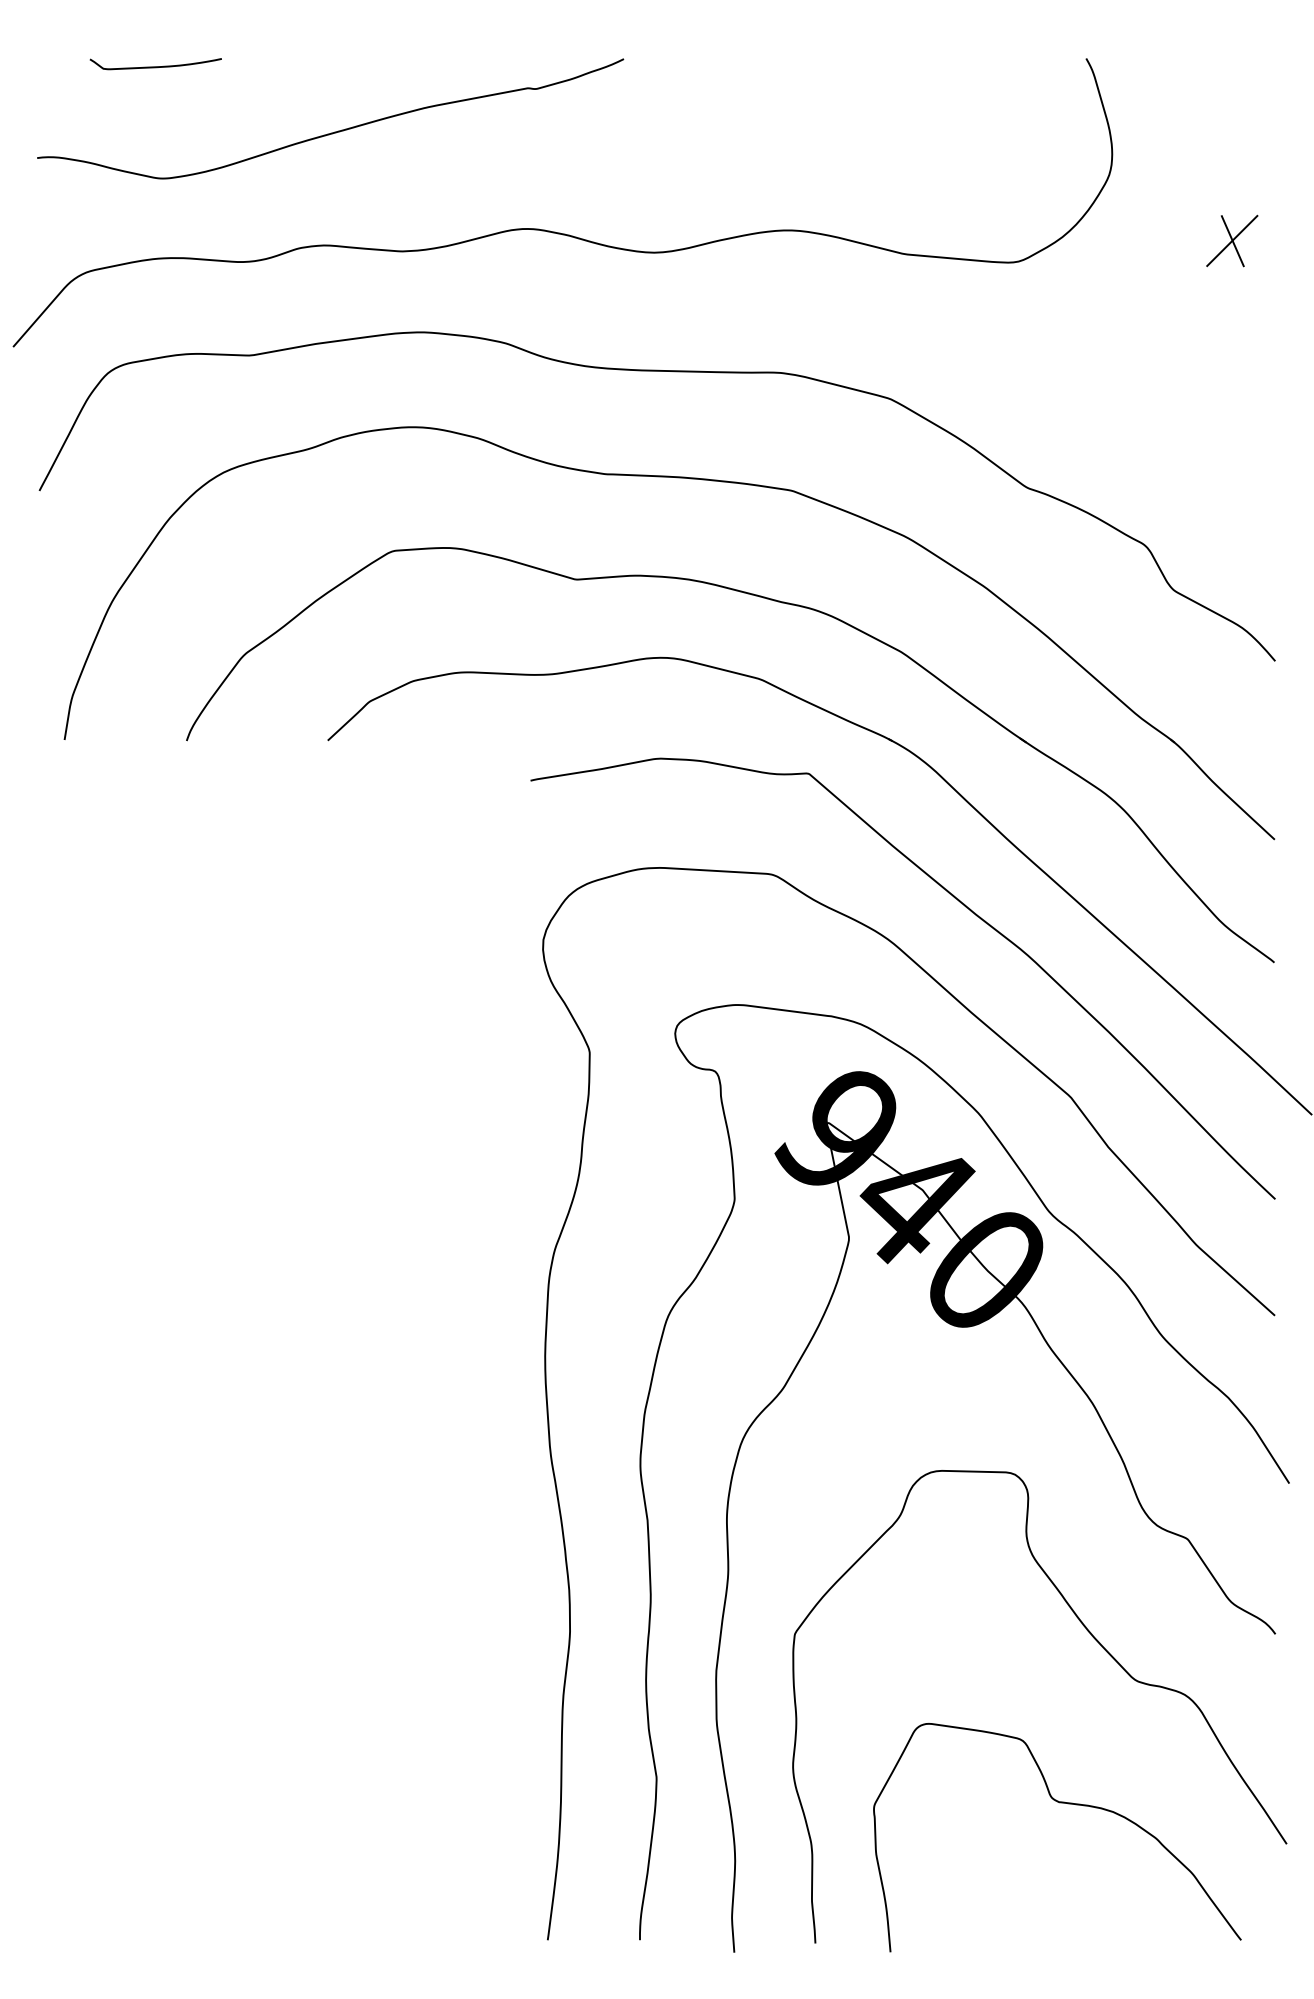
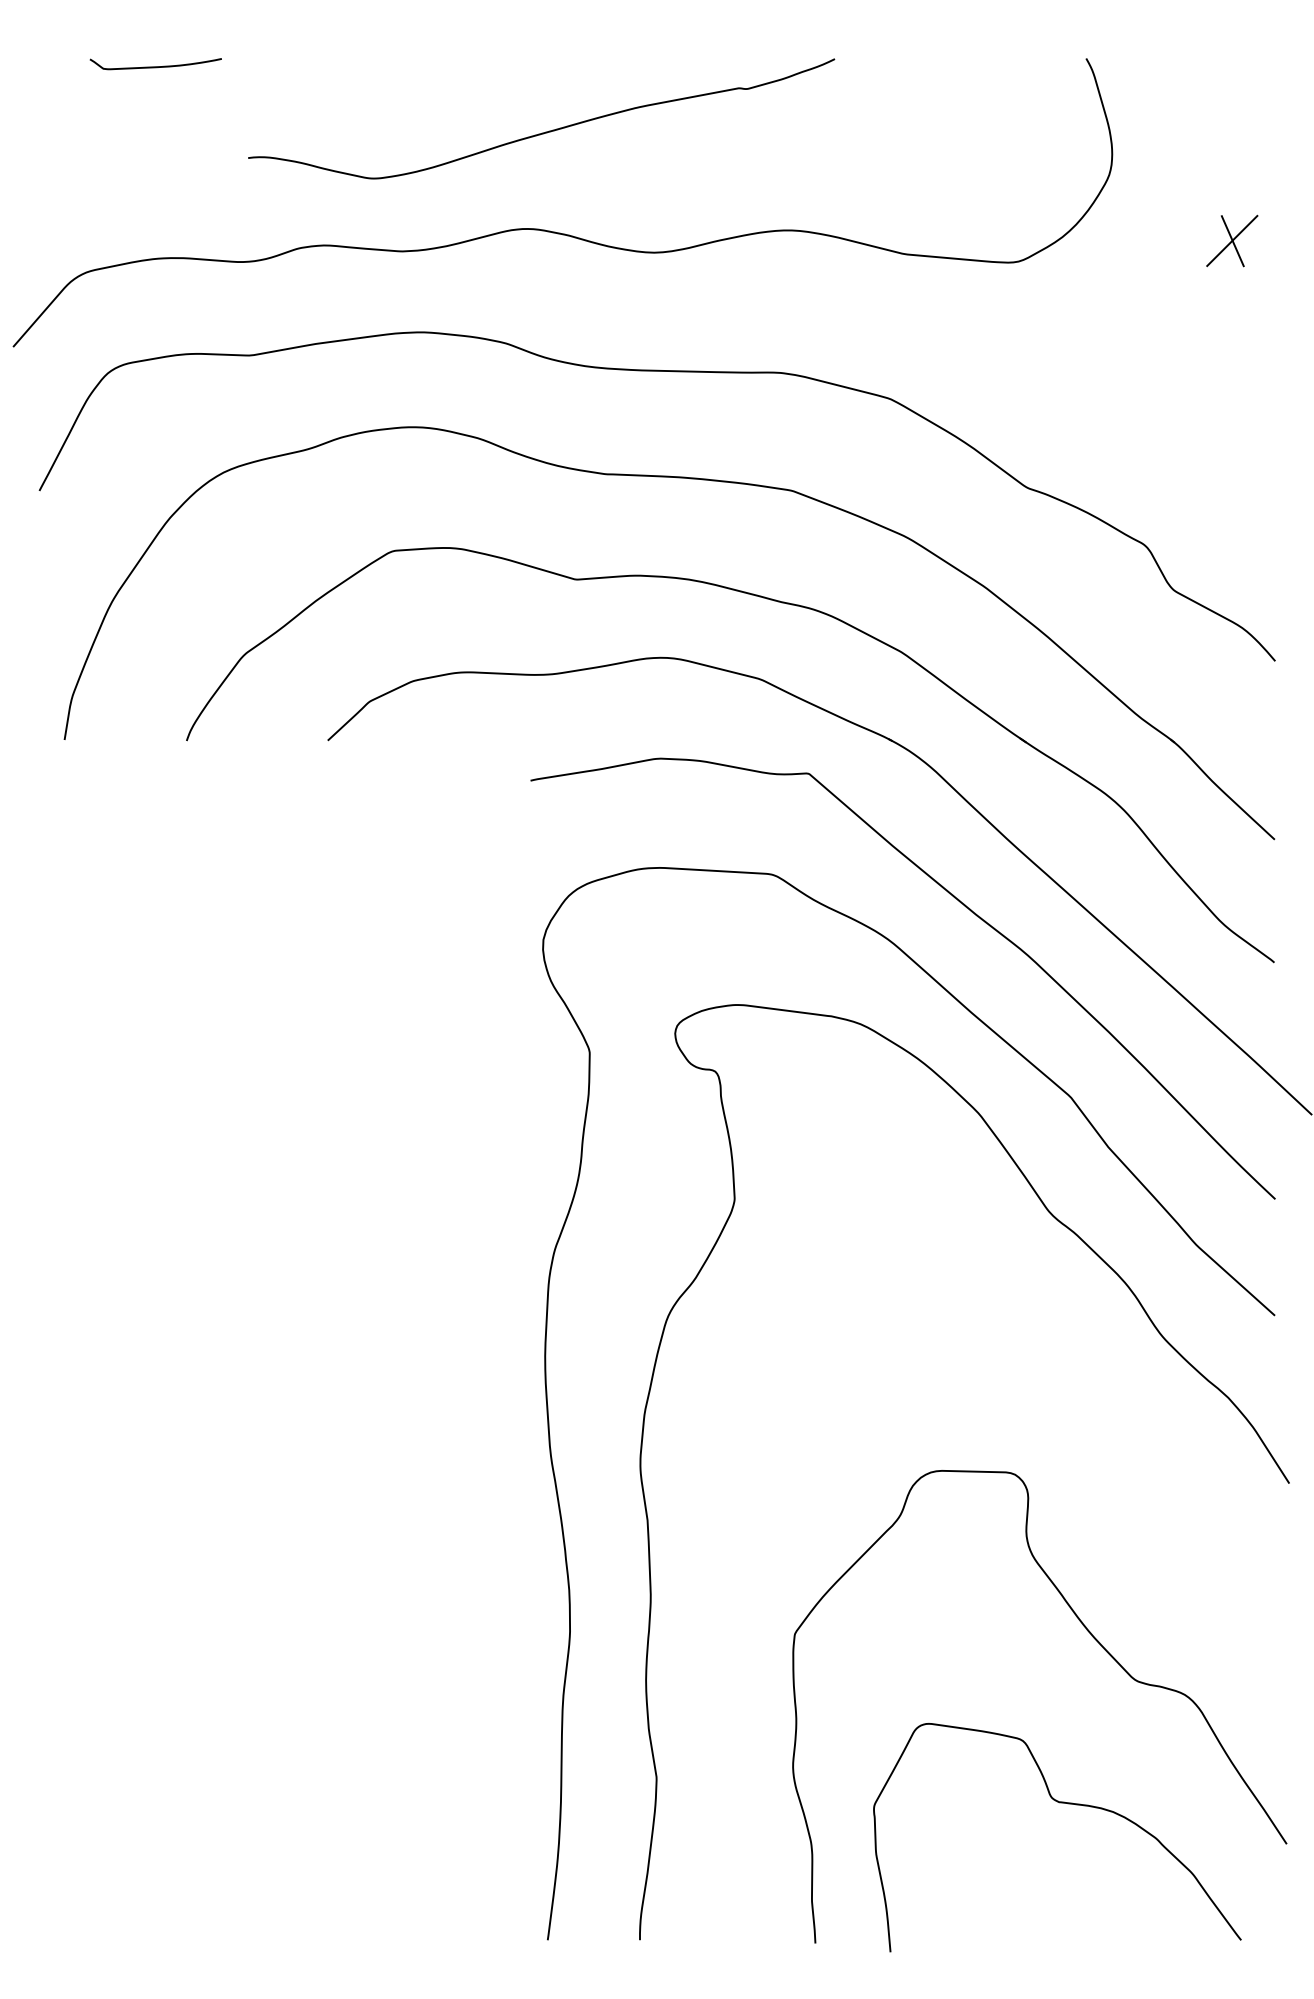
curve position: (334, 131) -> (545, 131) (545, 131)
part: present -> none (1113, 1445)
